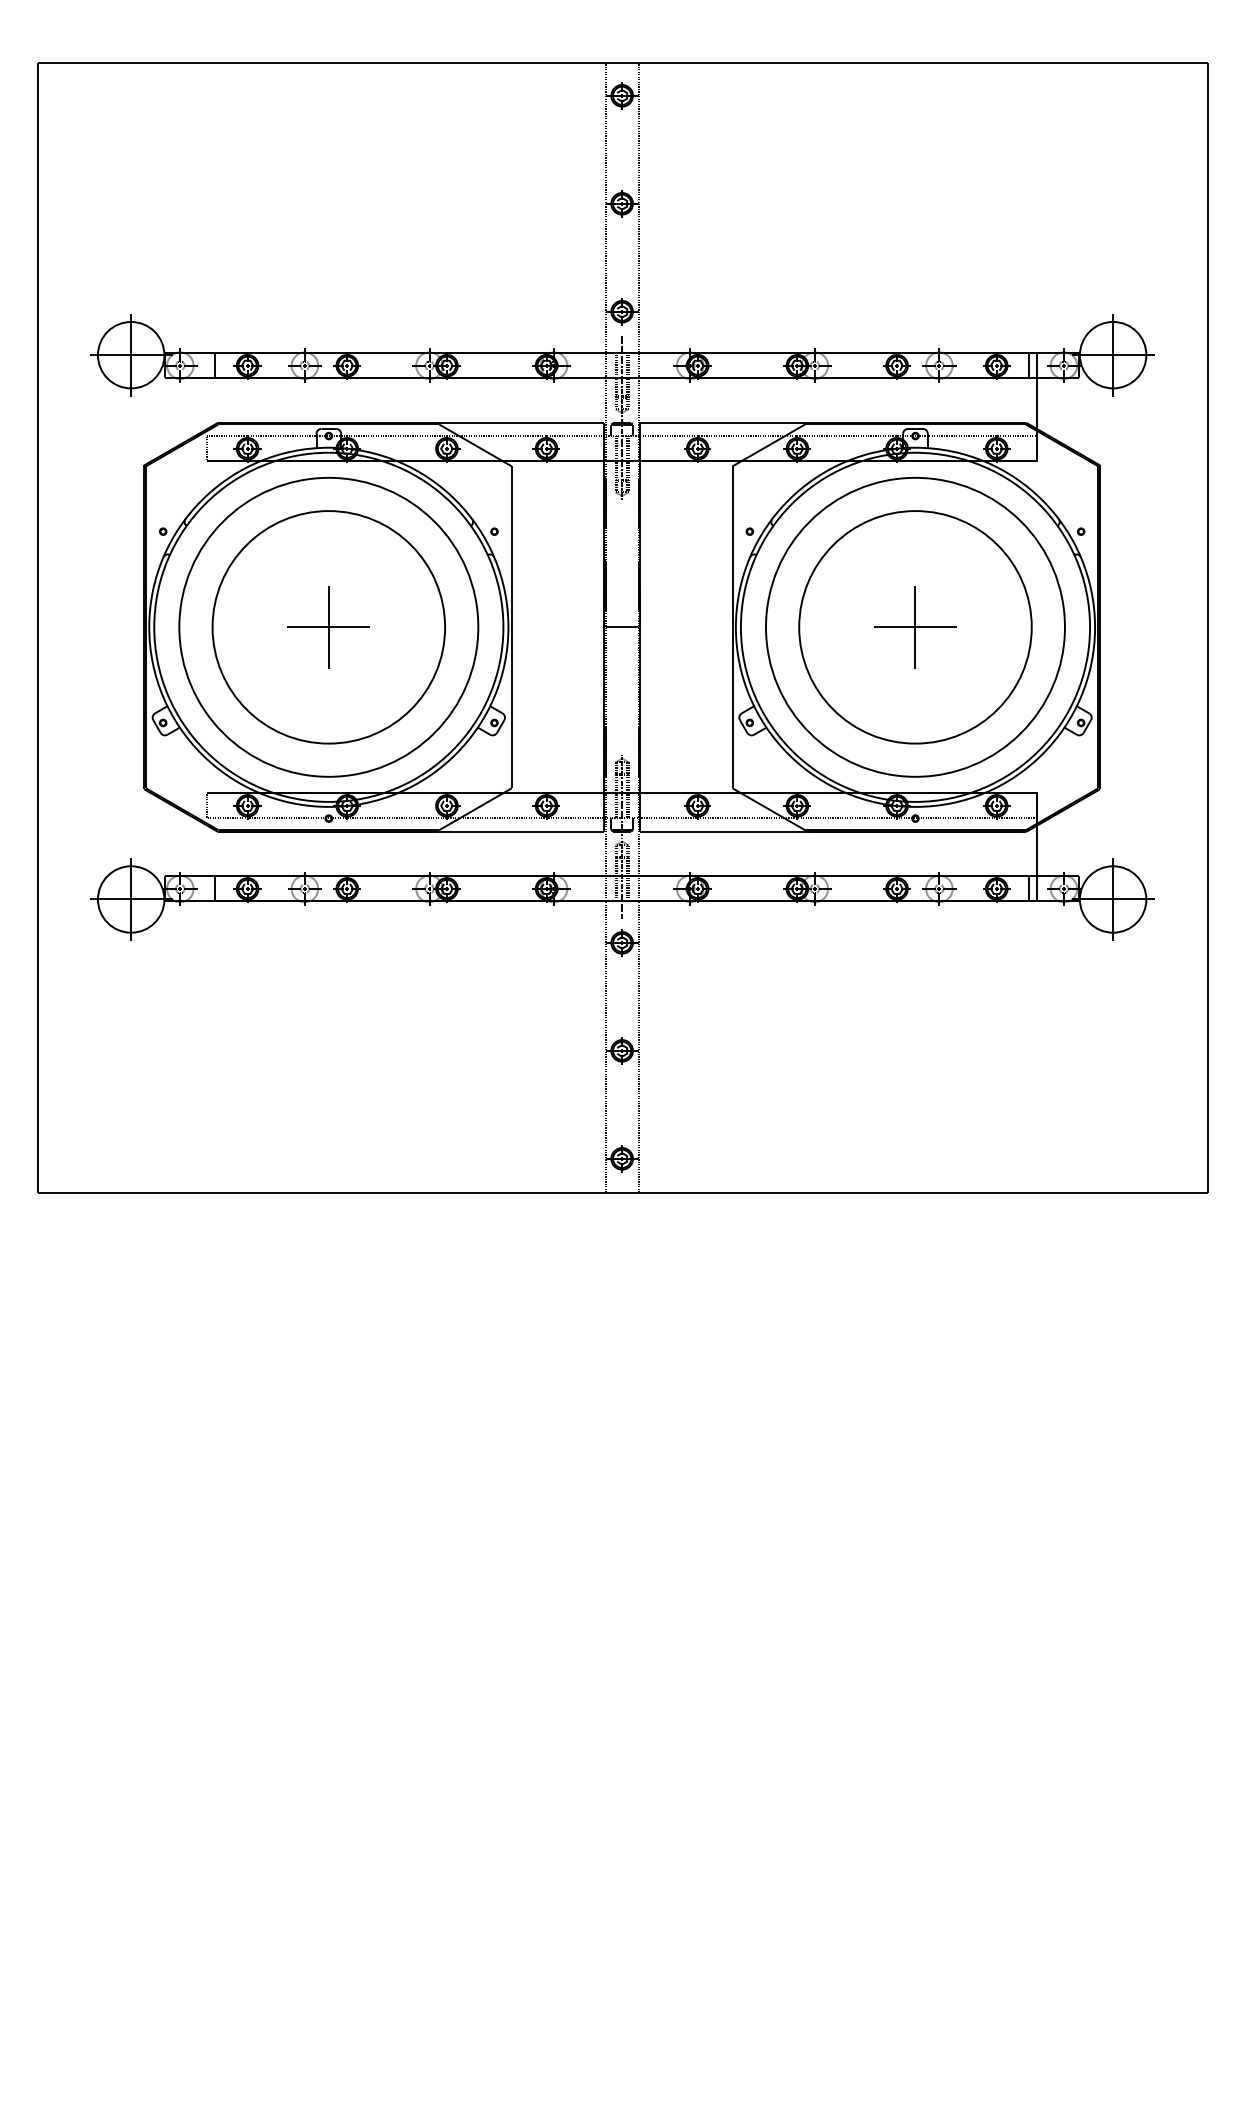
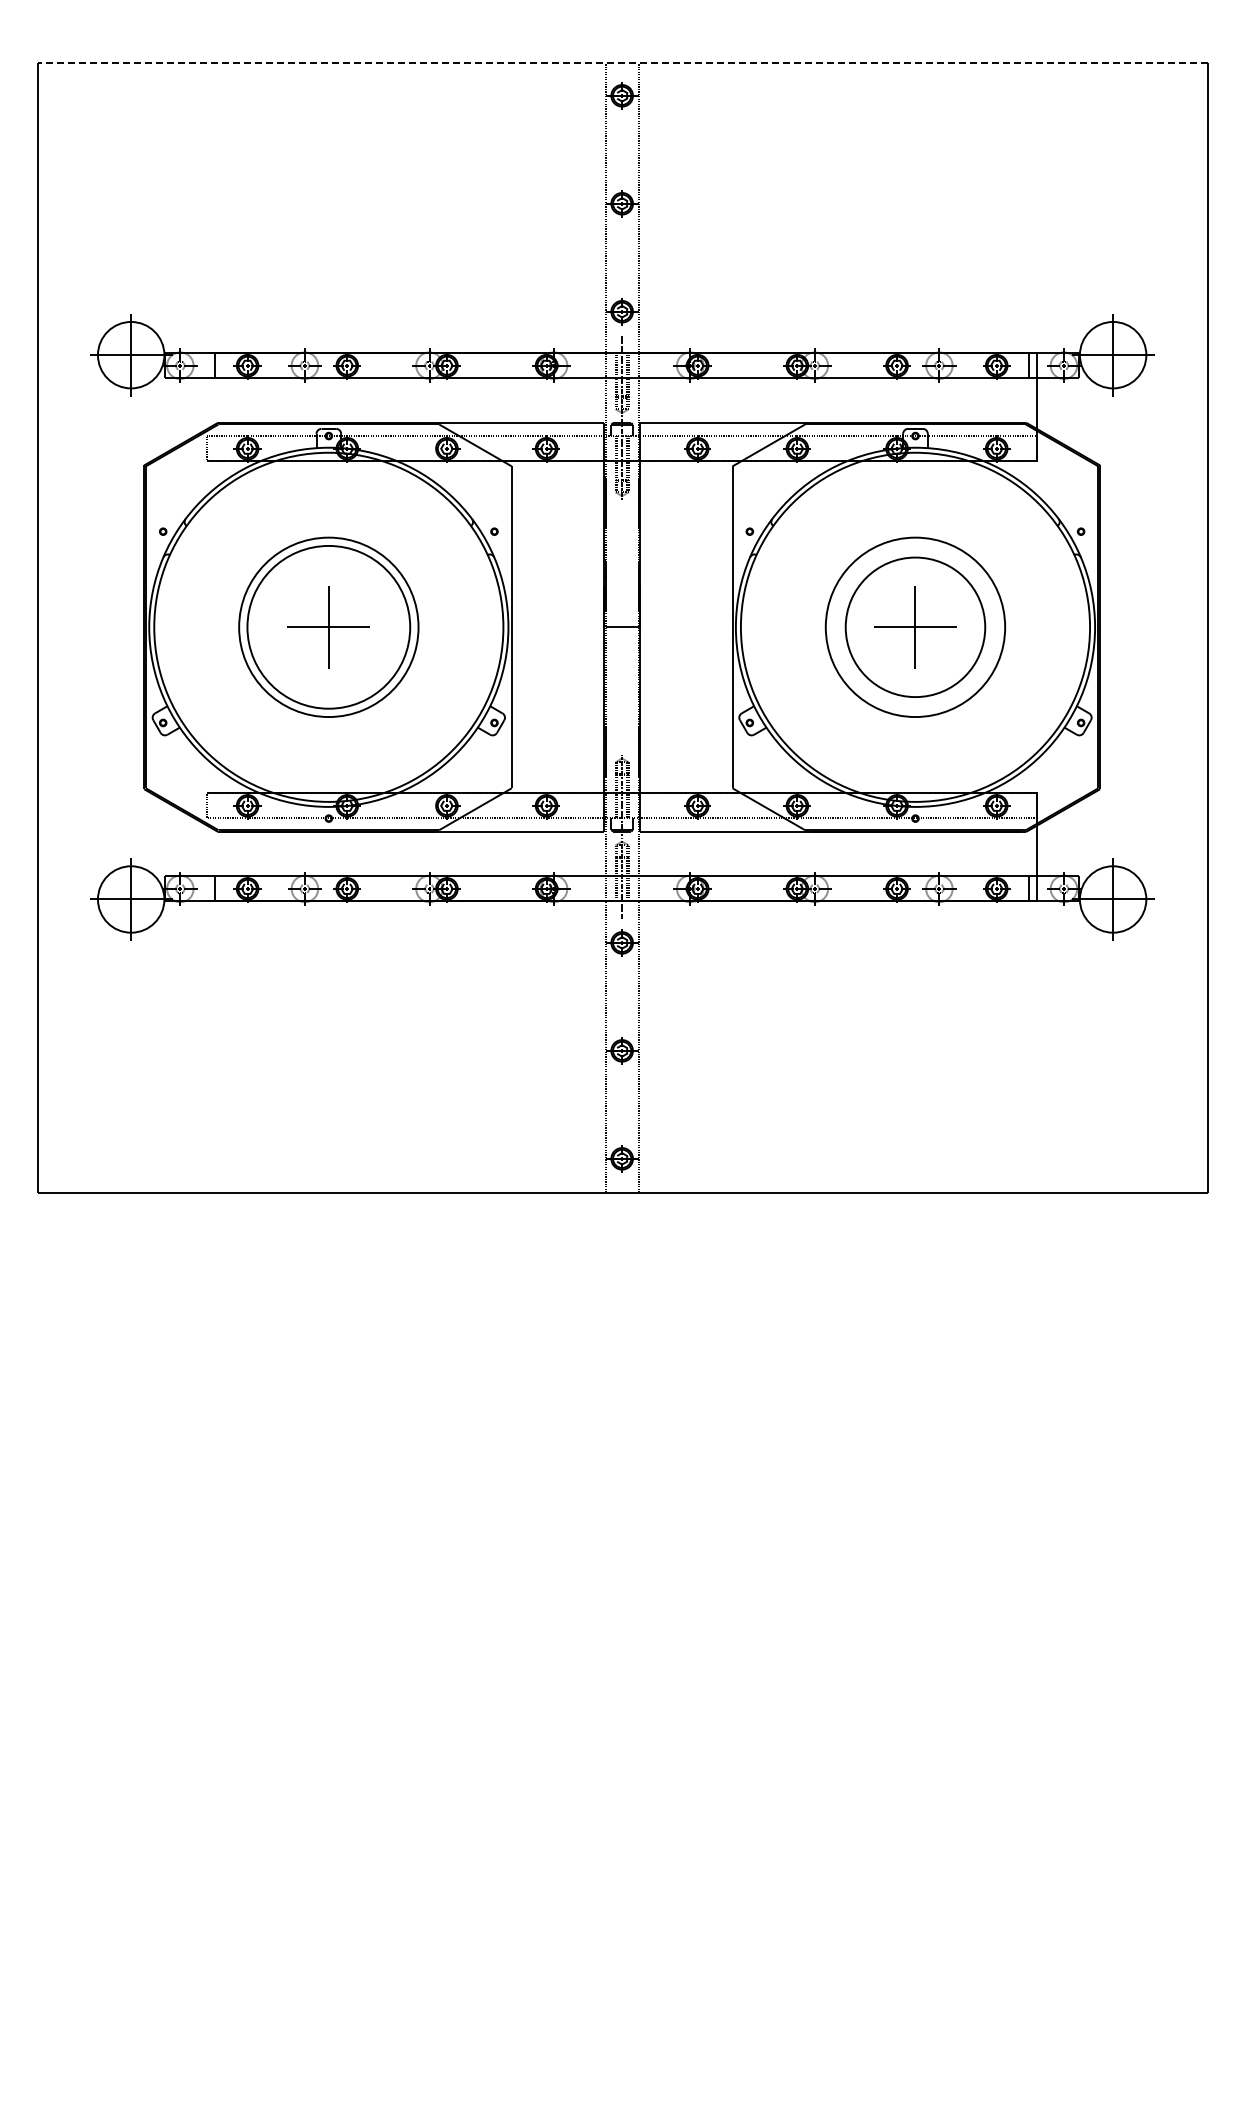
line: solid -> dashed (622, 63)
circle diameter: 299 px -> 179 px (328, 627)
circle diameter: 299 px -> 179 px (915, 627)
circle diameter: 233 px -> 163 px (328, 626)
circle diameter: 233 px -> 140 px (915, 627)
